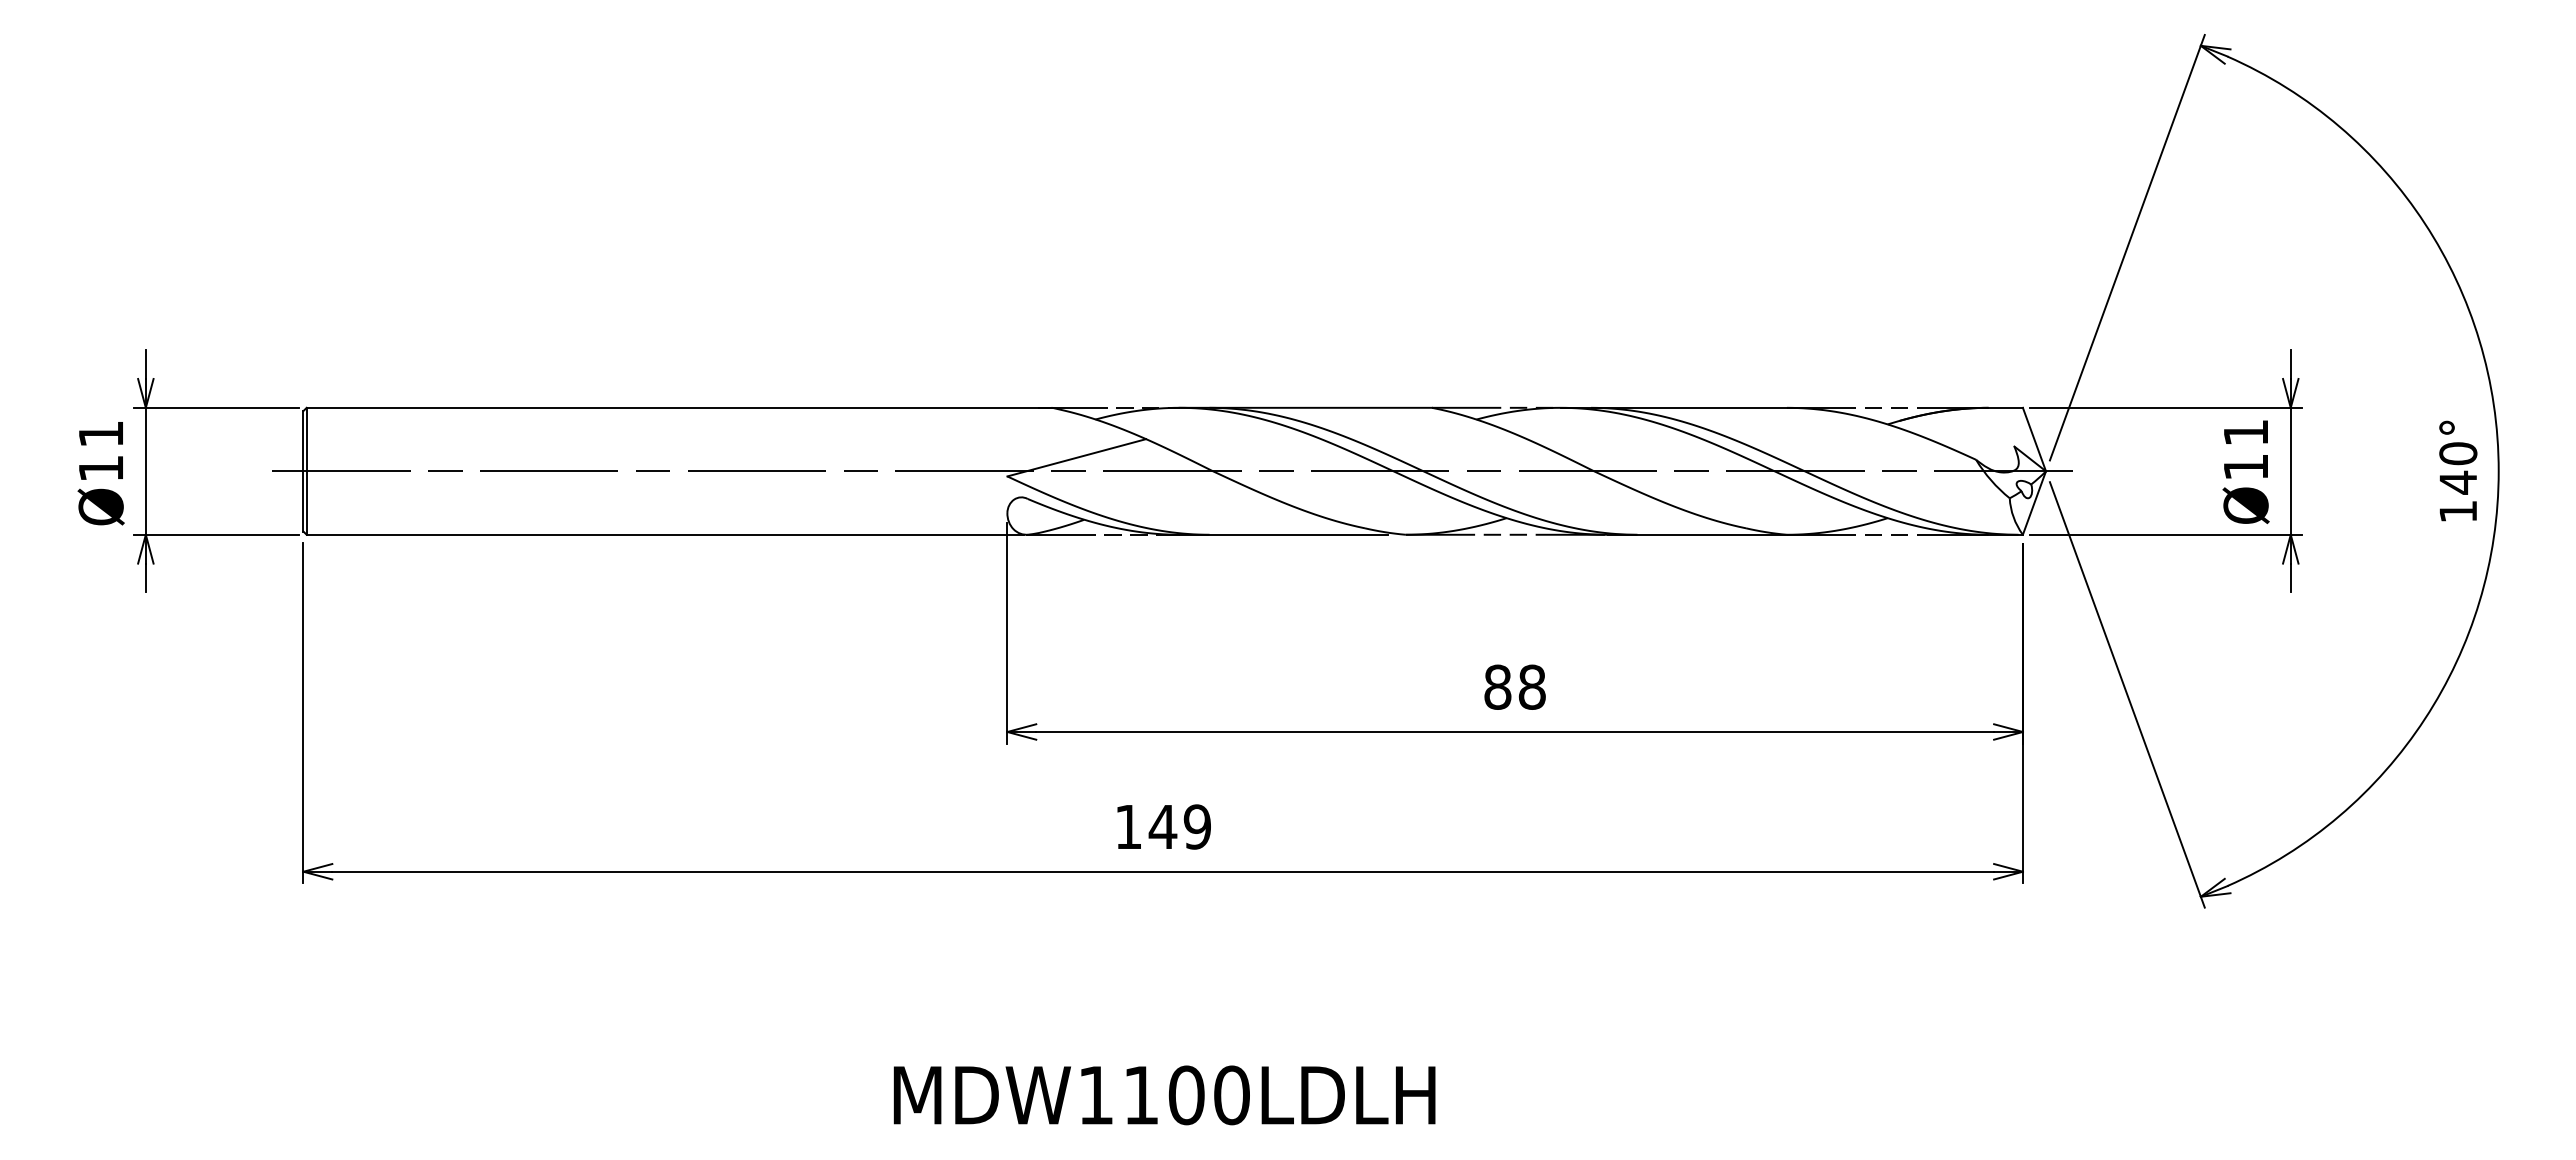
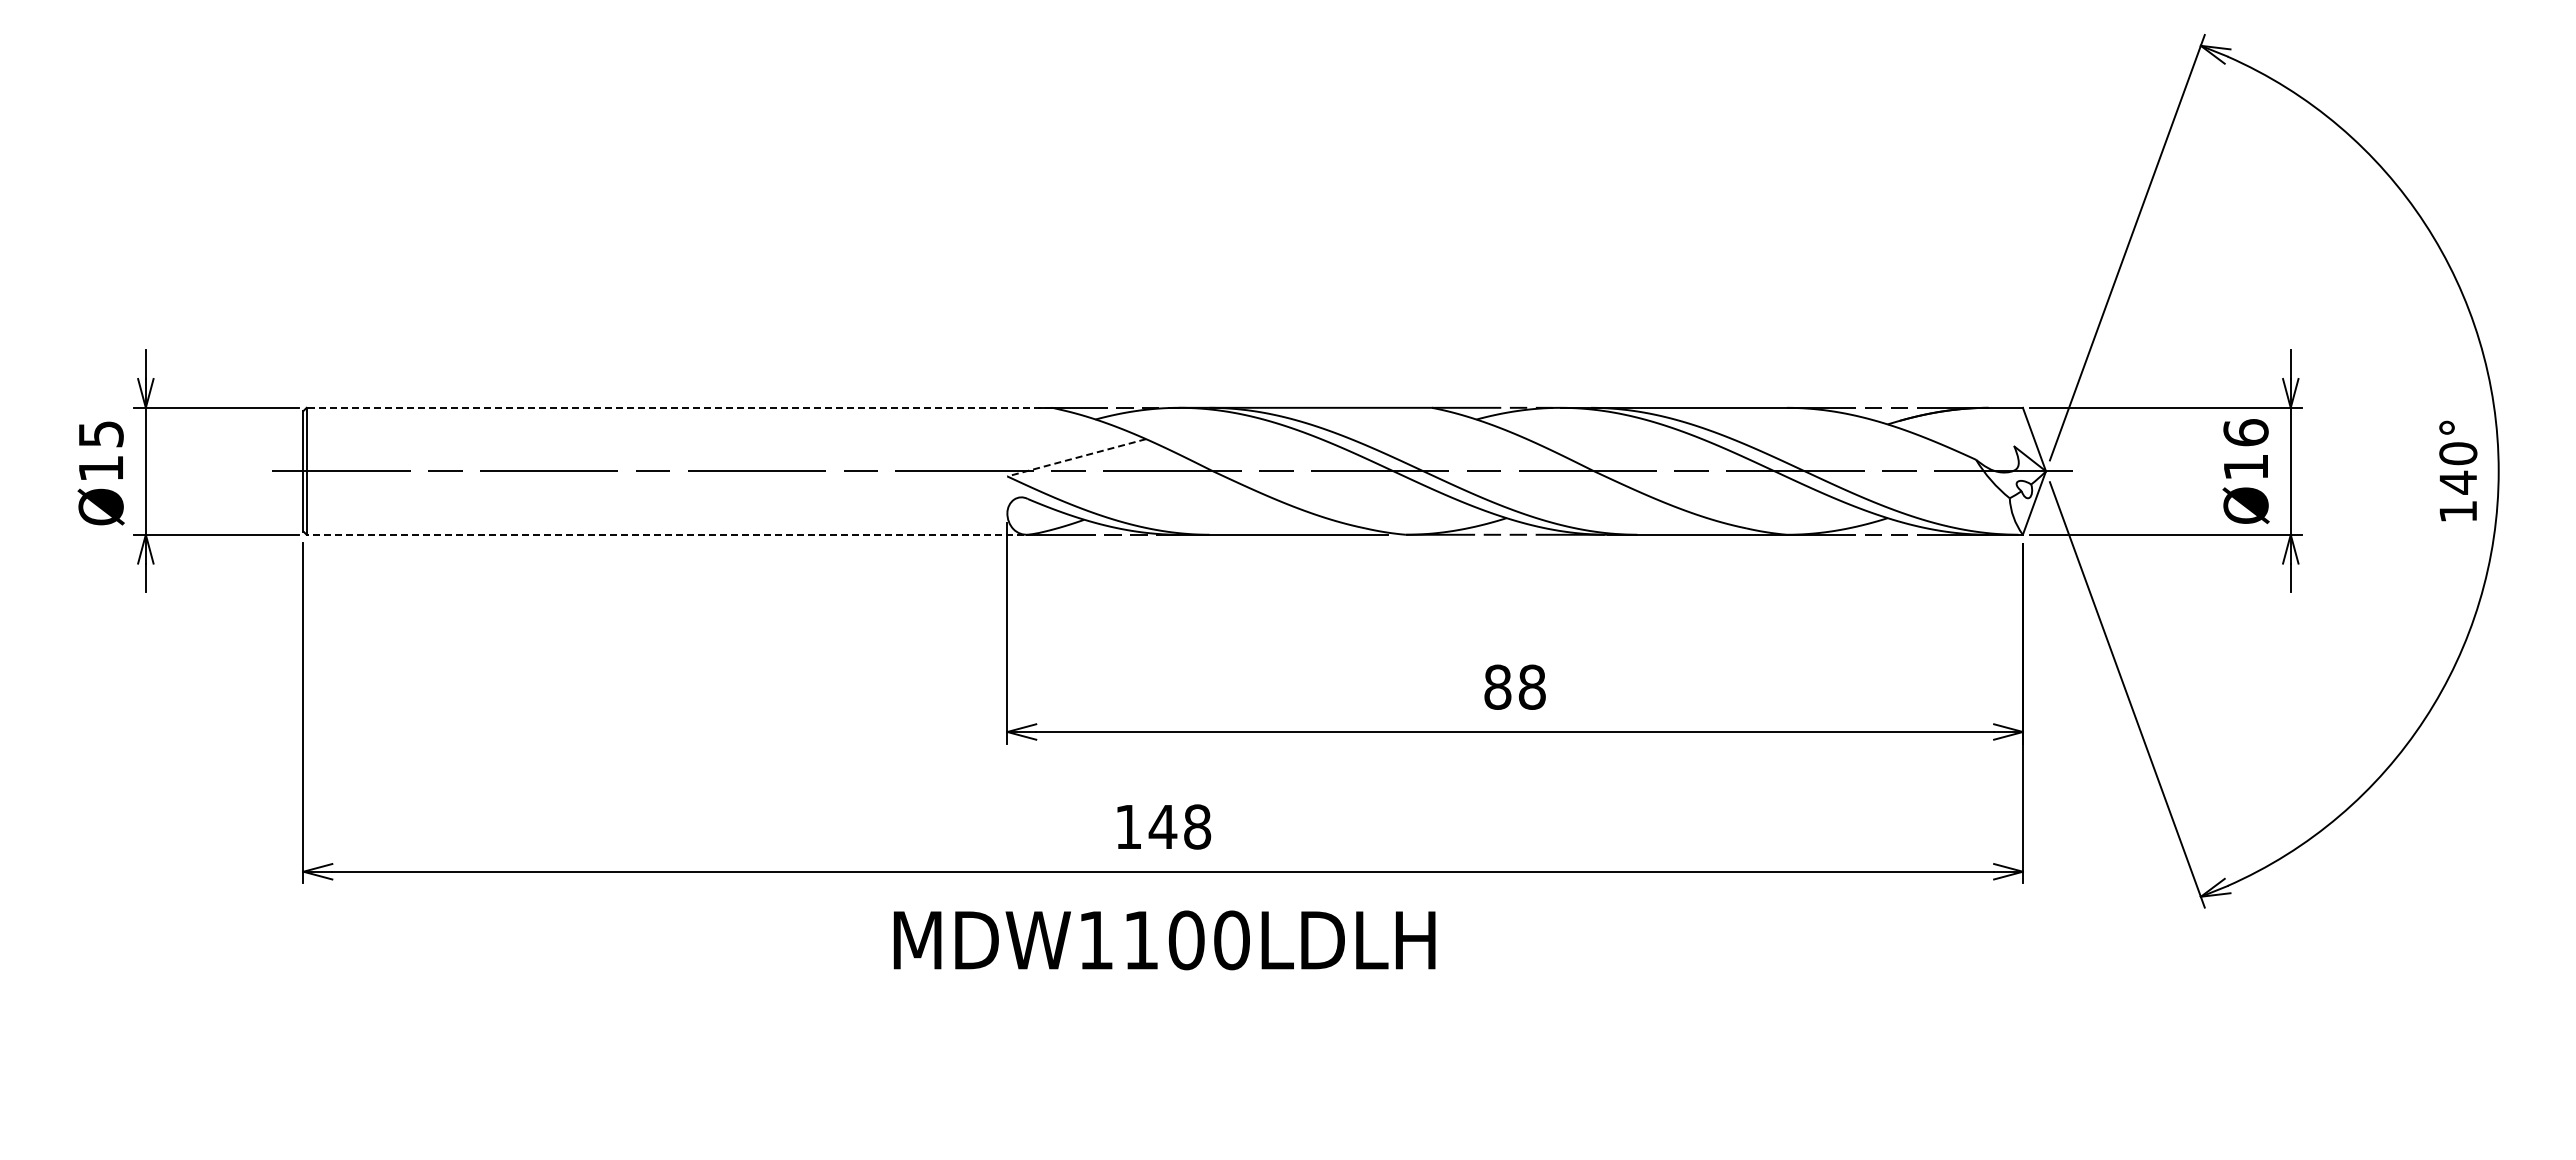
line: solid -> dashed (678, 407)
text: Ø11 -> Ø16 (2245, 432)
text: Ø11 -> Ø15 (101, 434)
line: solid -> dashed (1076, 457)
line: solid -> dashed (665, 534)
text: 149 -> 148 (1197, 826)
text position: (1164, 1095) -> (1164, 940) (1164, 940)
